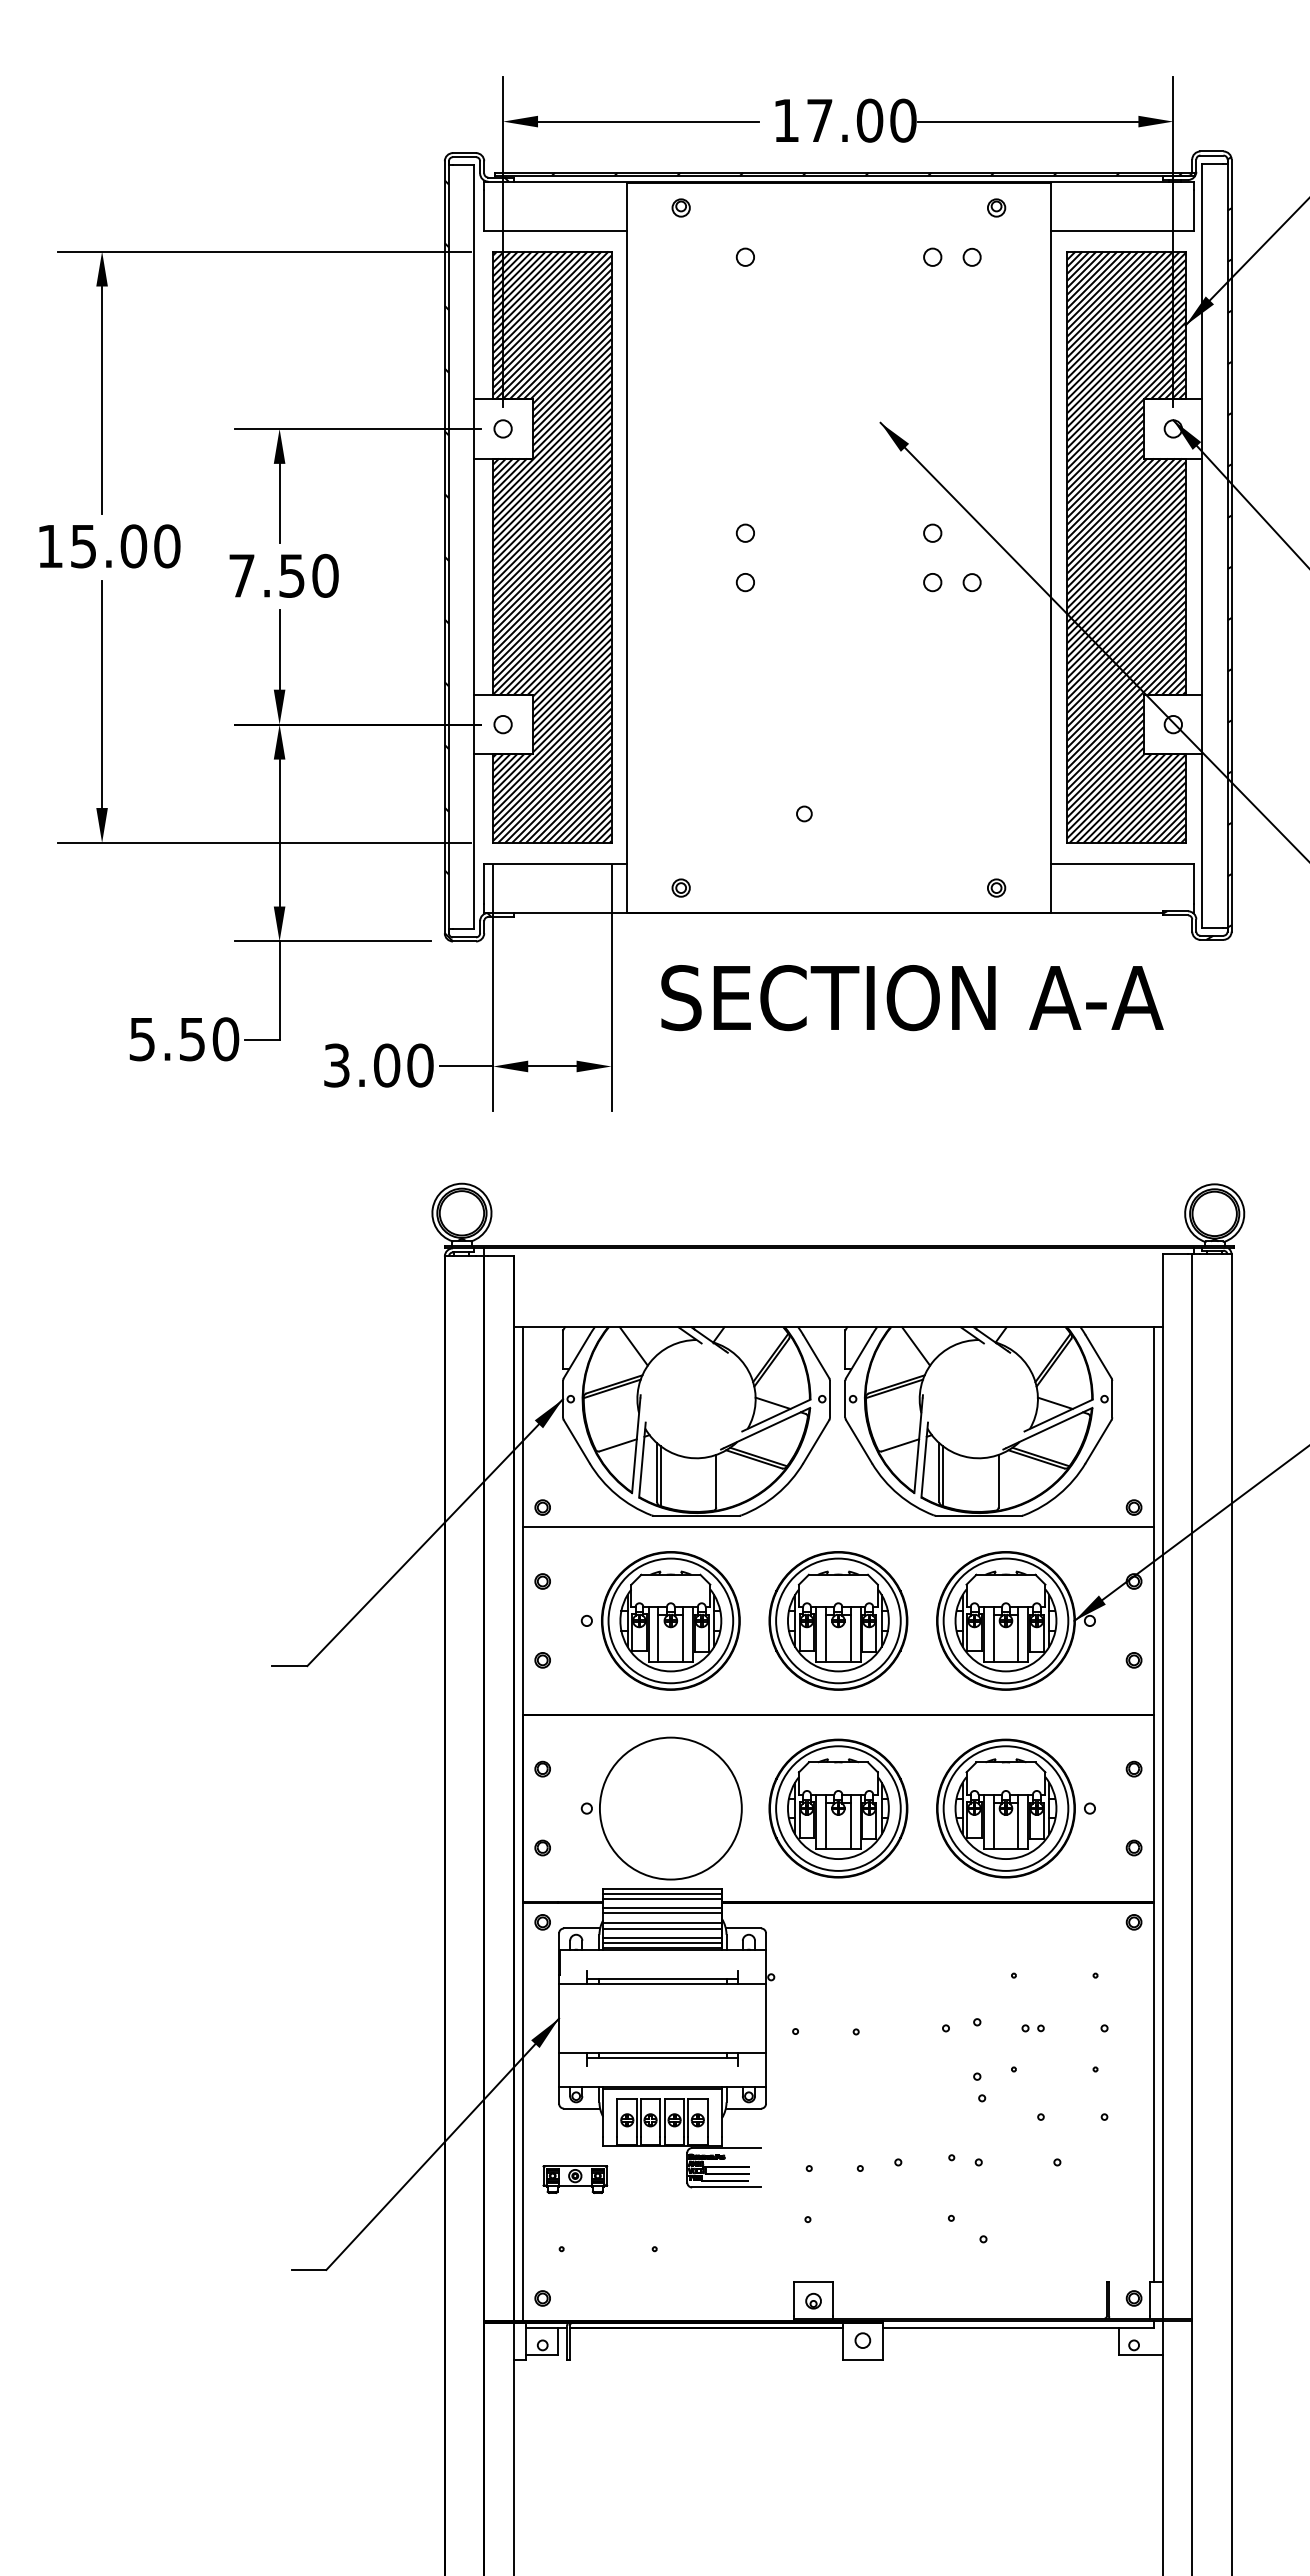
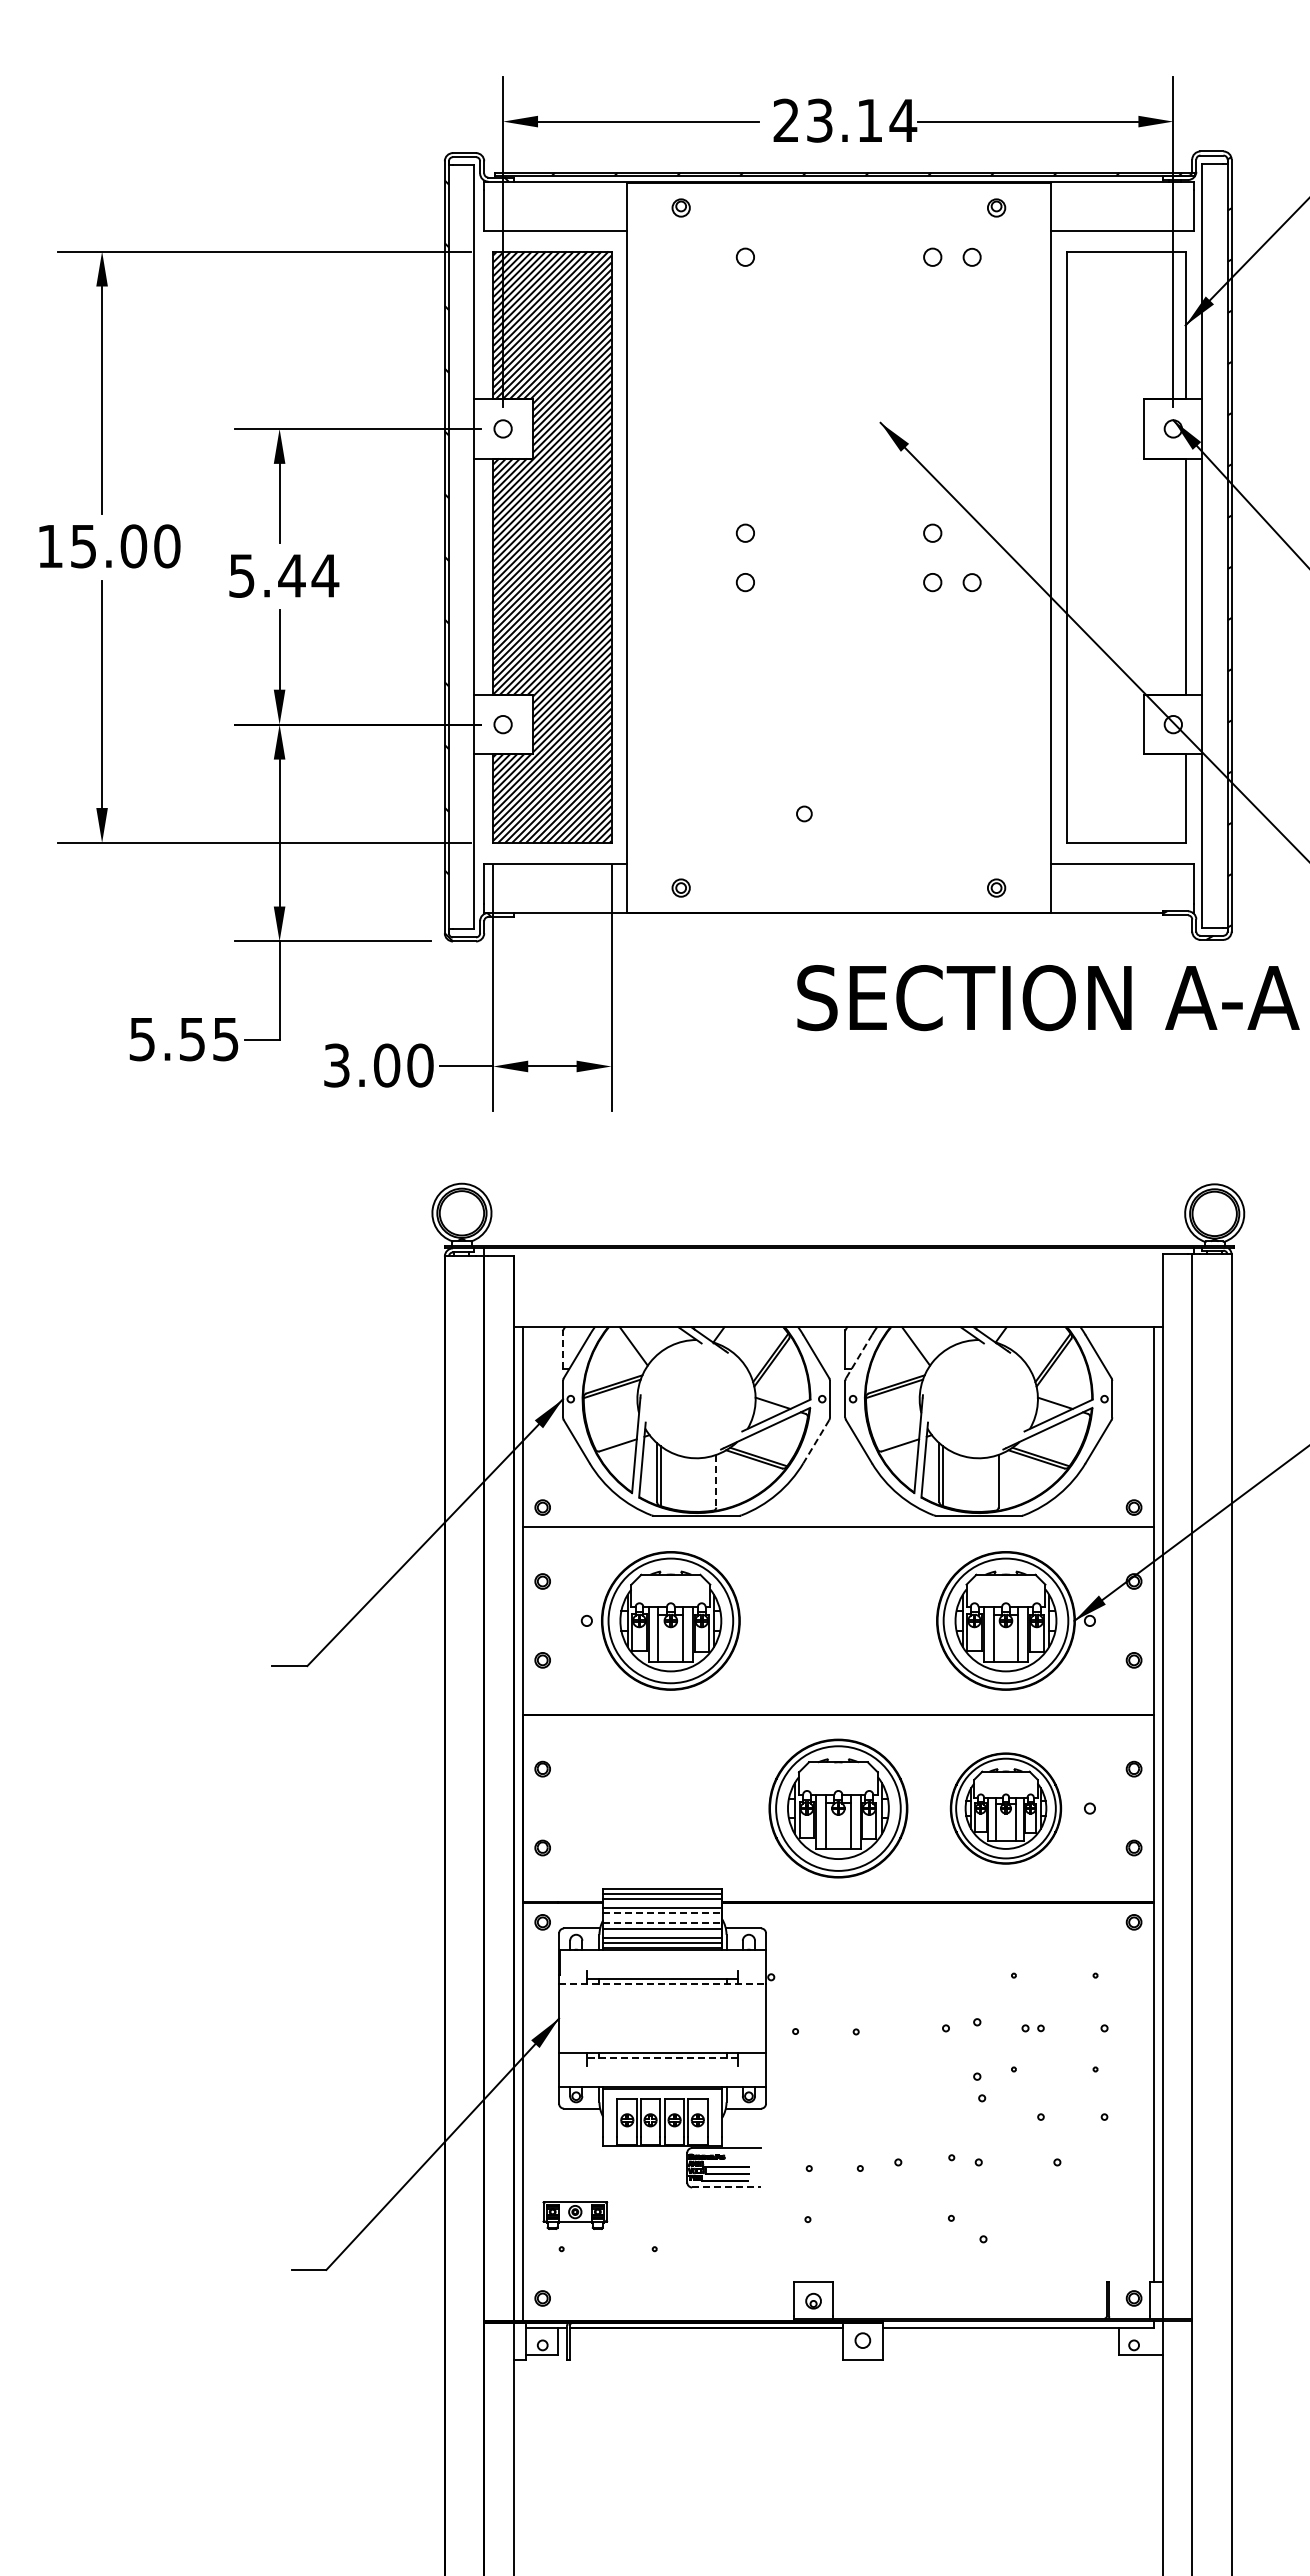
text: 17.00 -> 23.14 (845, 120)
hatch: present -> none (1126, 546)
text: 7.50 -> 5.44 (284, 575)
text position: (912, 998) -> (1048, 998) (1048, 998)
text: 5.50 -> 5.55 (225, 1039)
line: solid -> dashed (563, 1349)
line: solid -> dashed (859, 1356)
line: solid -> dashed (816, 1442)
line: solid -> dashed (716, 1481)
part: present -> none (838, 1620)
part: present -> none (661, 1808)
part size: 140x141 px -> 114x113 px (1005, 1808)
line: solid -> dashed (662, 1913)
line: solid -> dashed (662, 1923)
line: solid -> dashed (663, 1983)
line: solid -> dashed (662, 2057)
part position: (575, 2179) -> (575, 2215) (575, 2215)
line: solid -> dashed (727, 2187)
